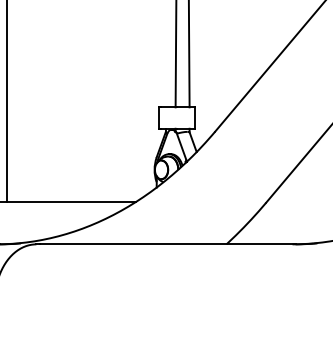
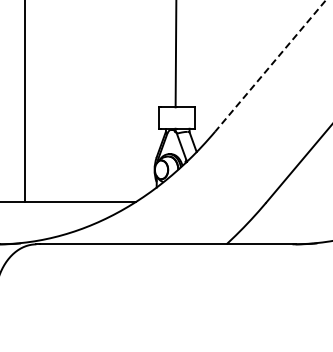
line: present -> none (188, 54)
line: solid -> dashed (270, 66)
line position: (7, 102) -> (25, 102) (25, 102)
